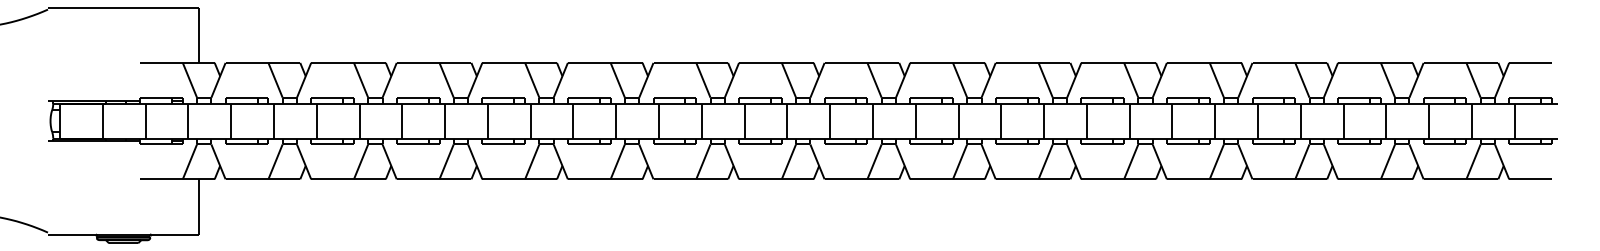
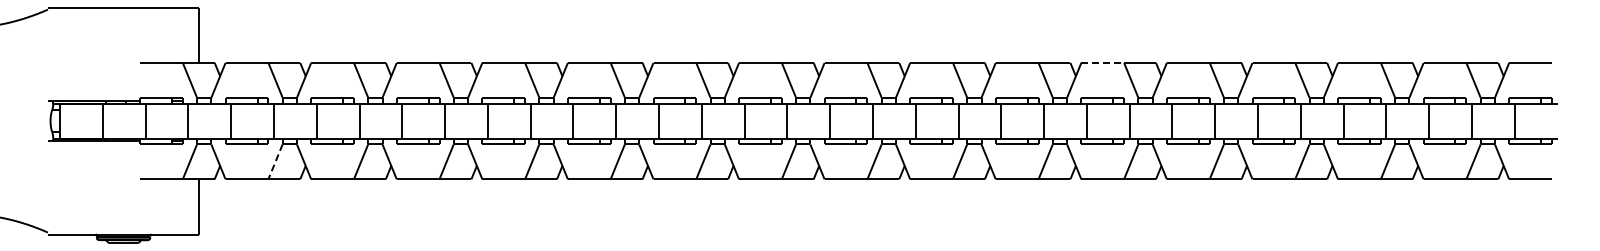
line: solid -> dashed (1103, 62)
line: solid -> dashed (275, 161)
